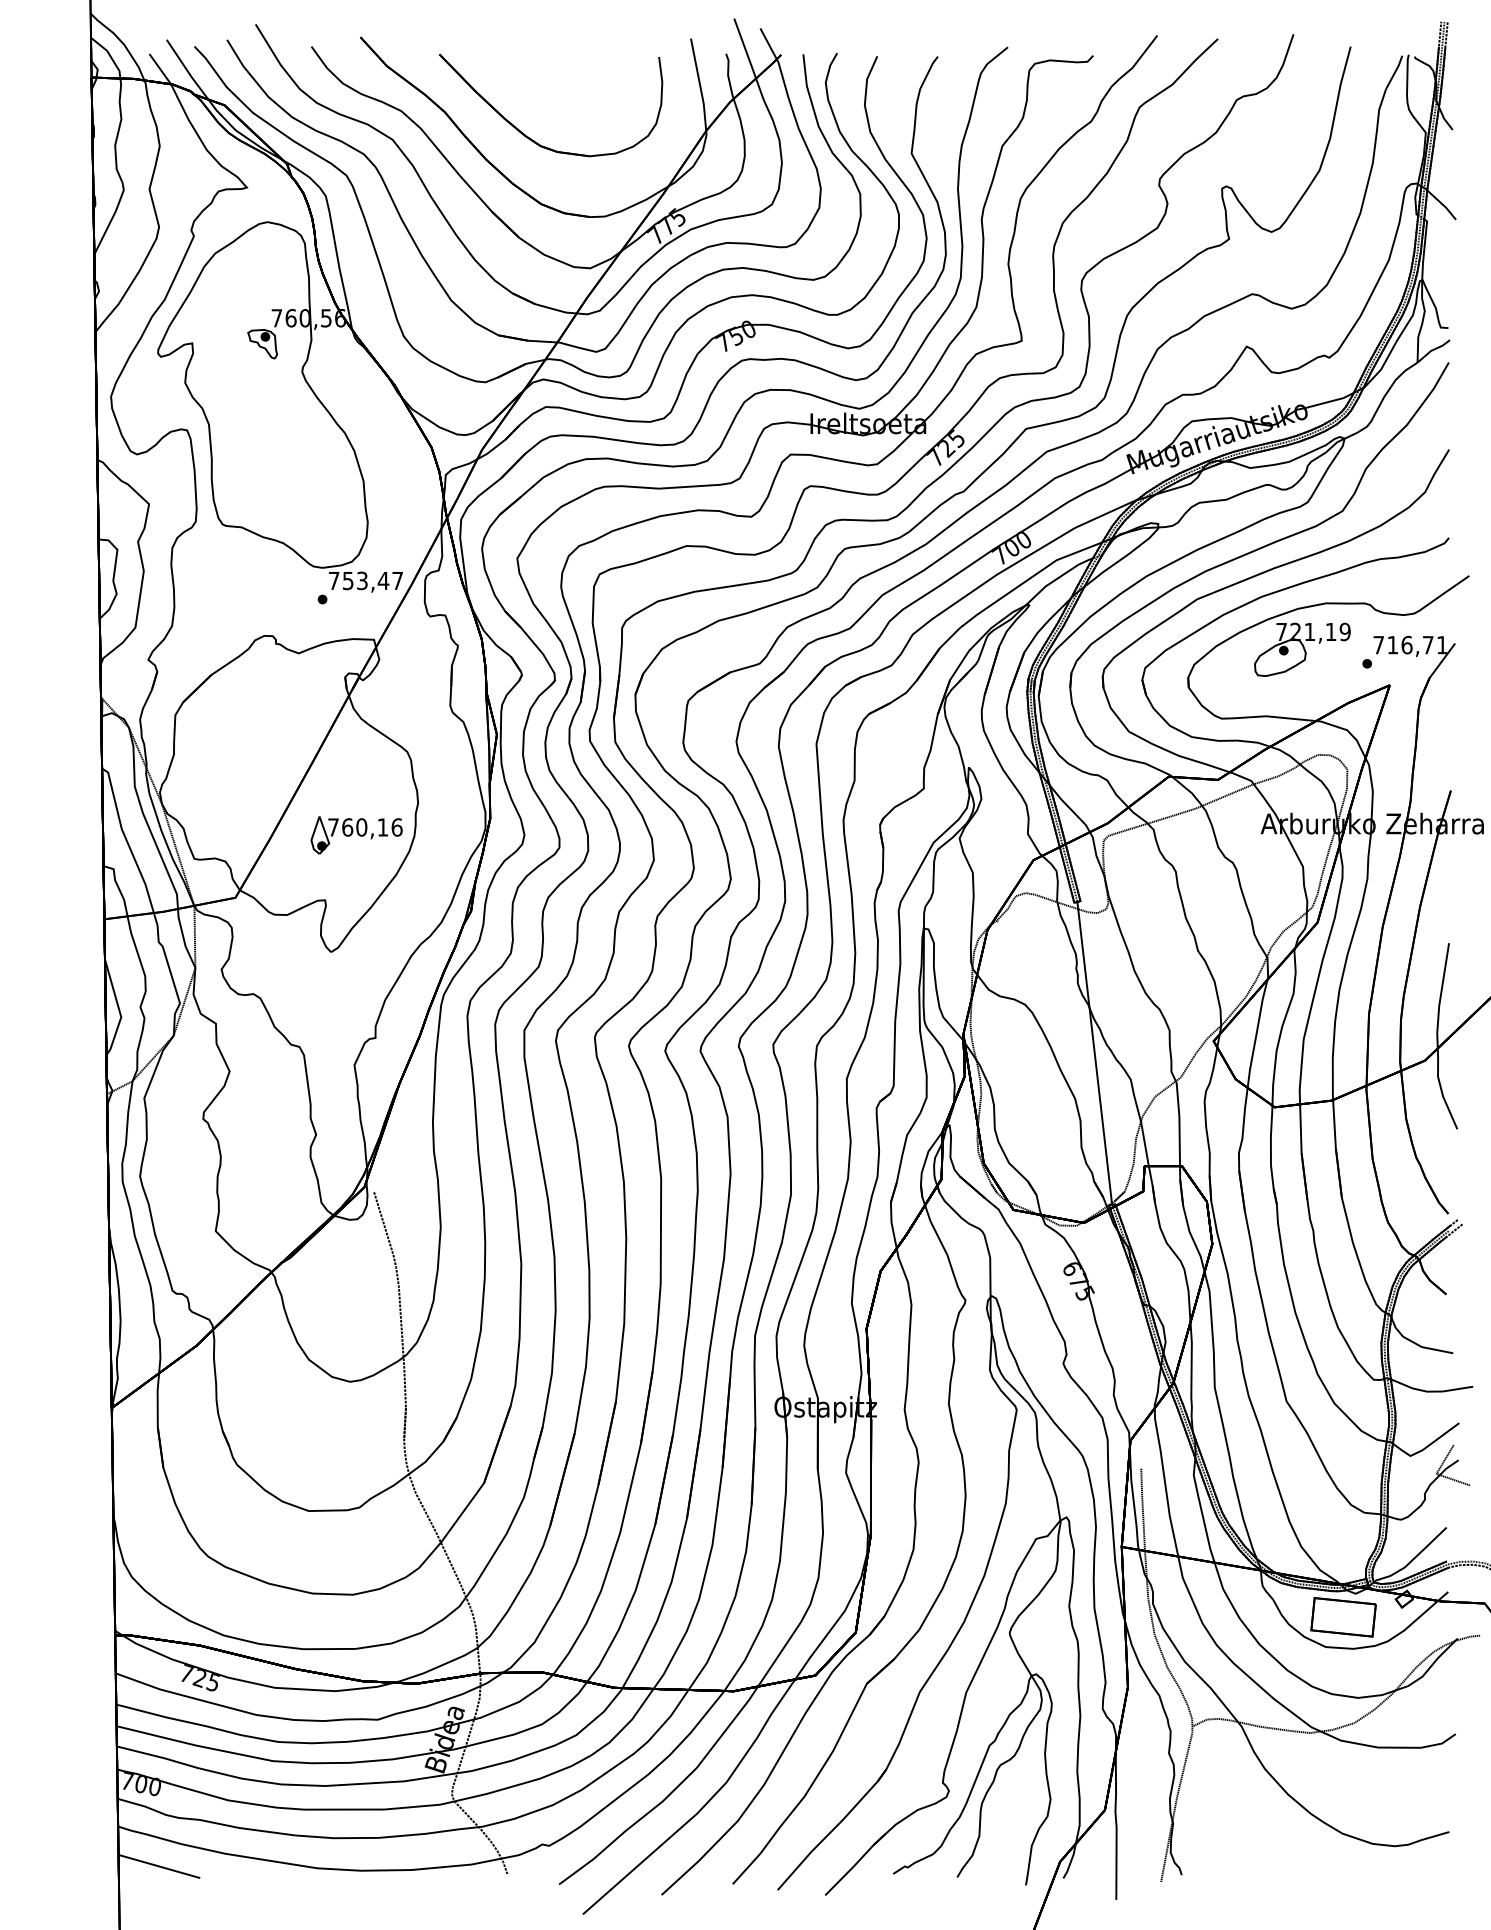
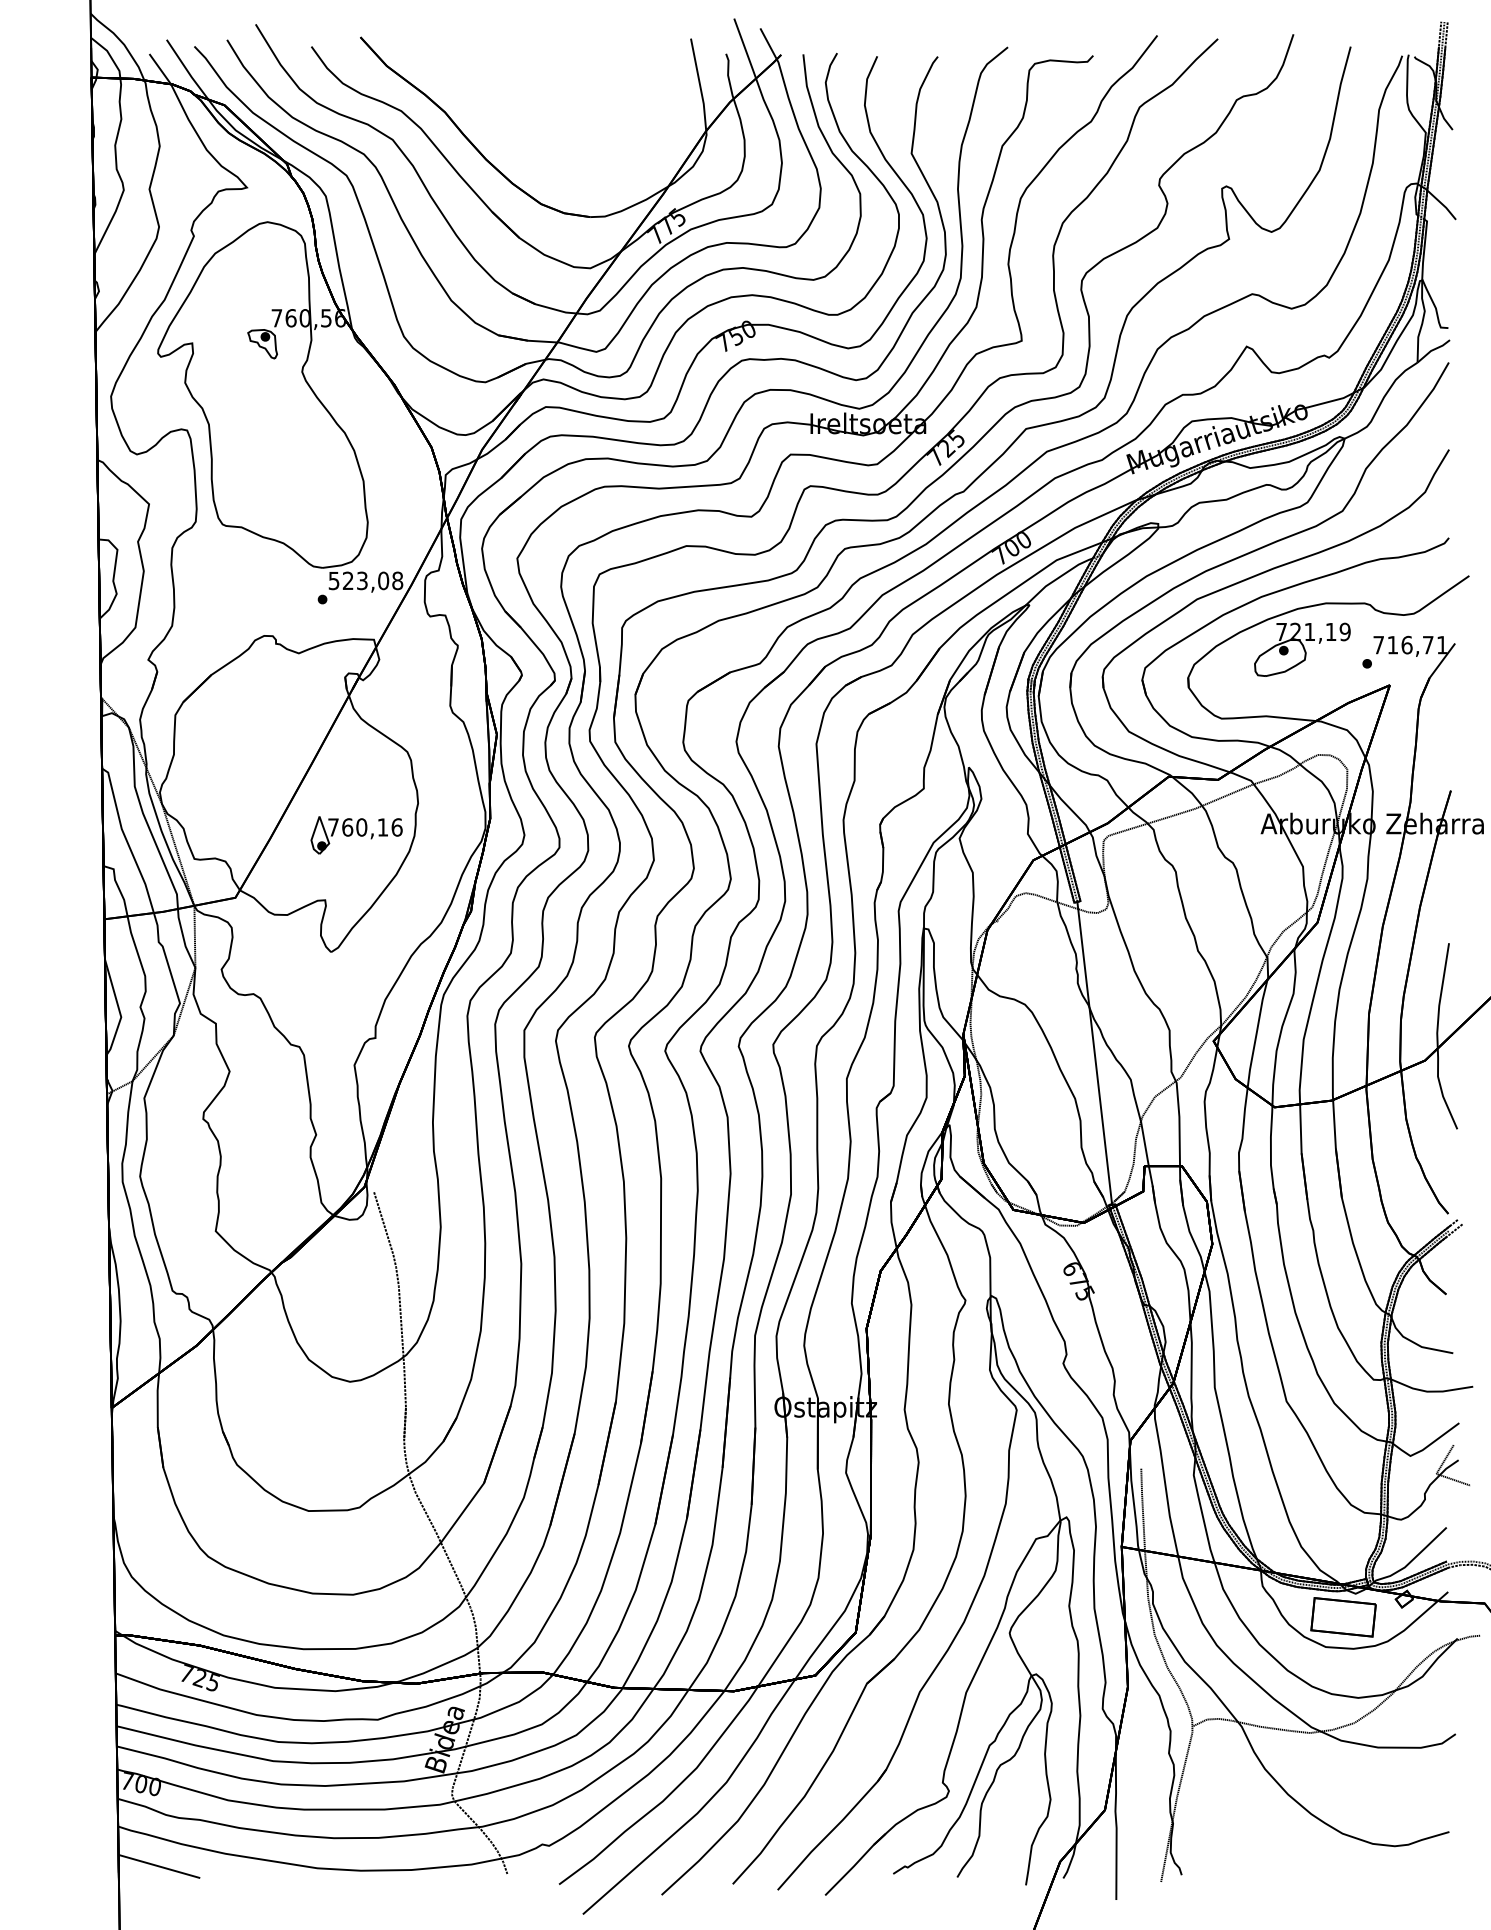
part: present -> none (531, 138)
text: 753,47 -> 523,08 (365, 580)
